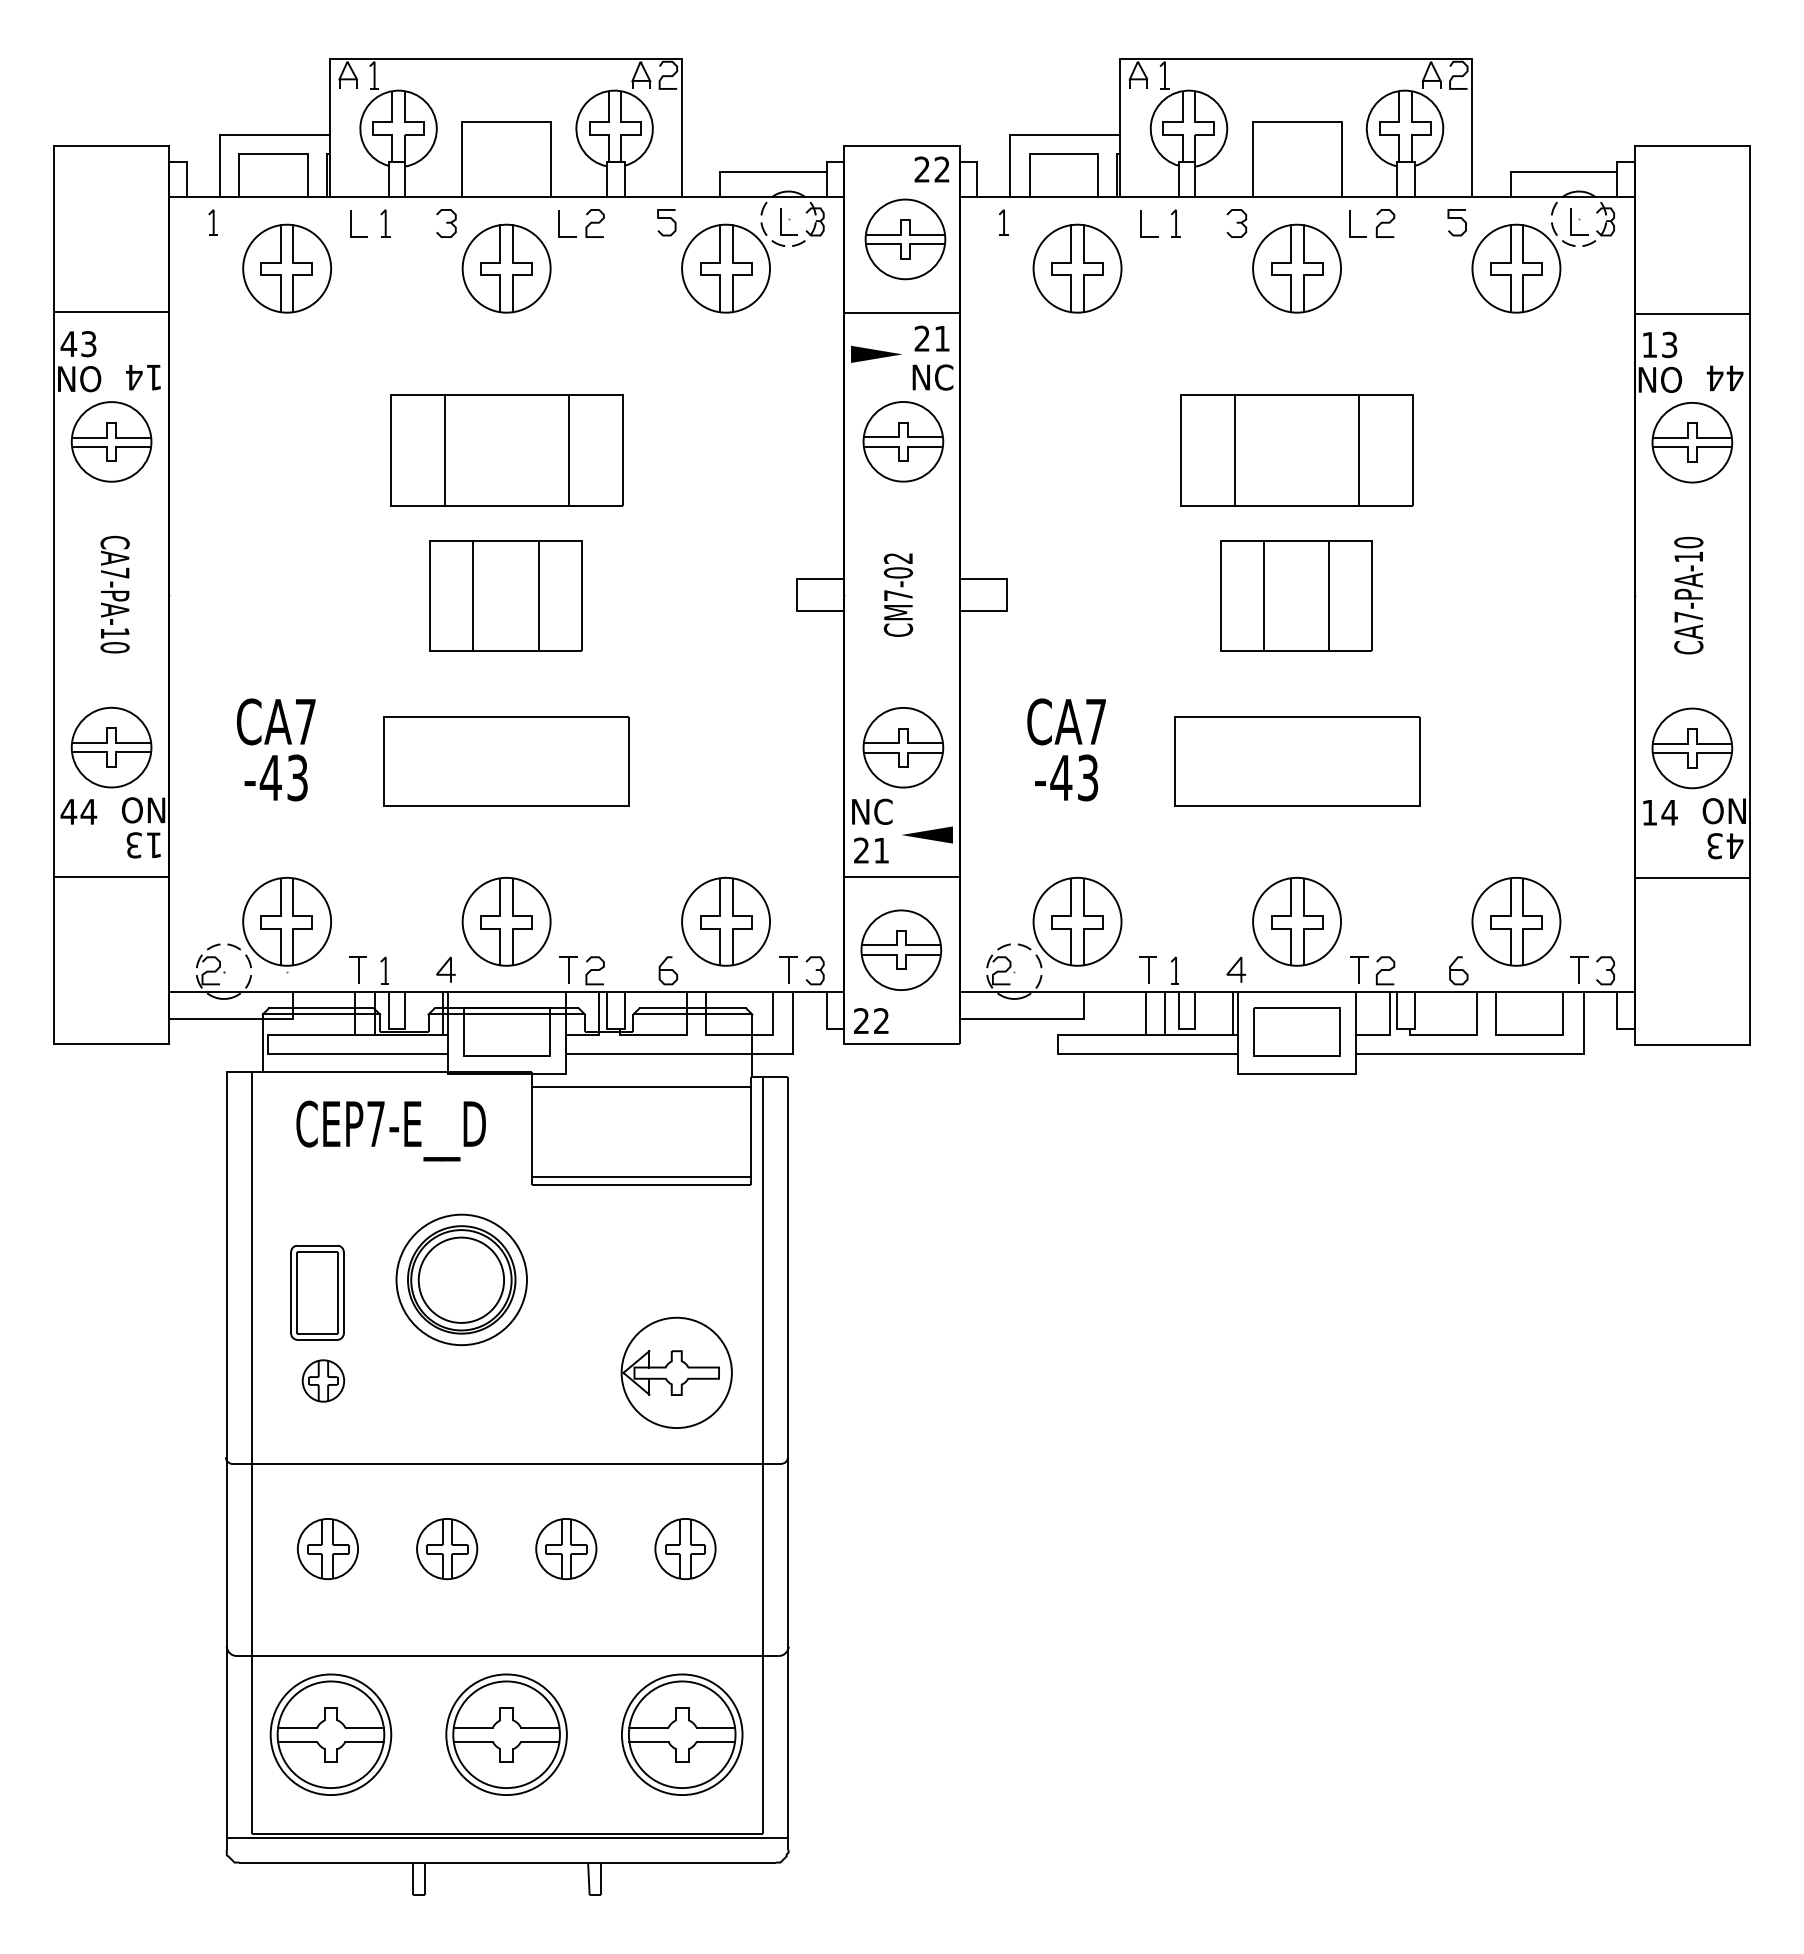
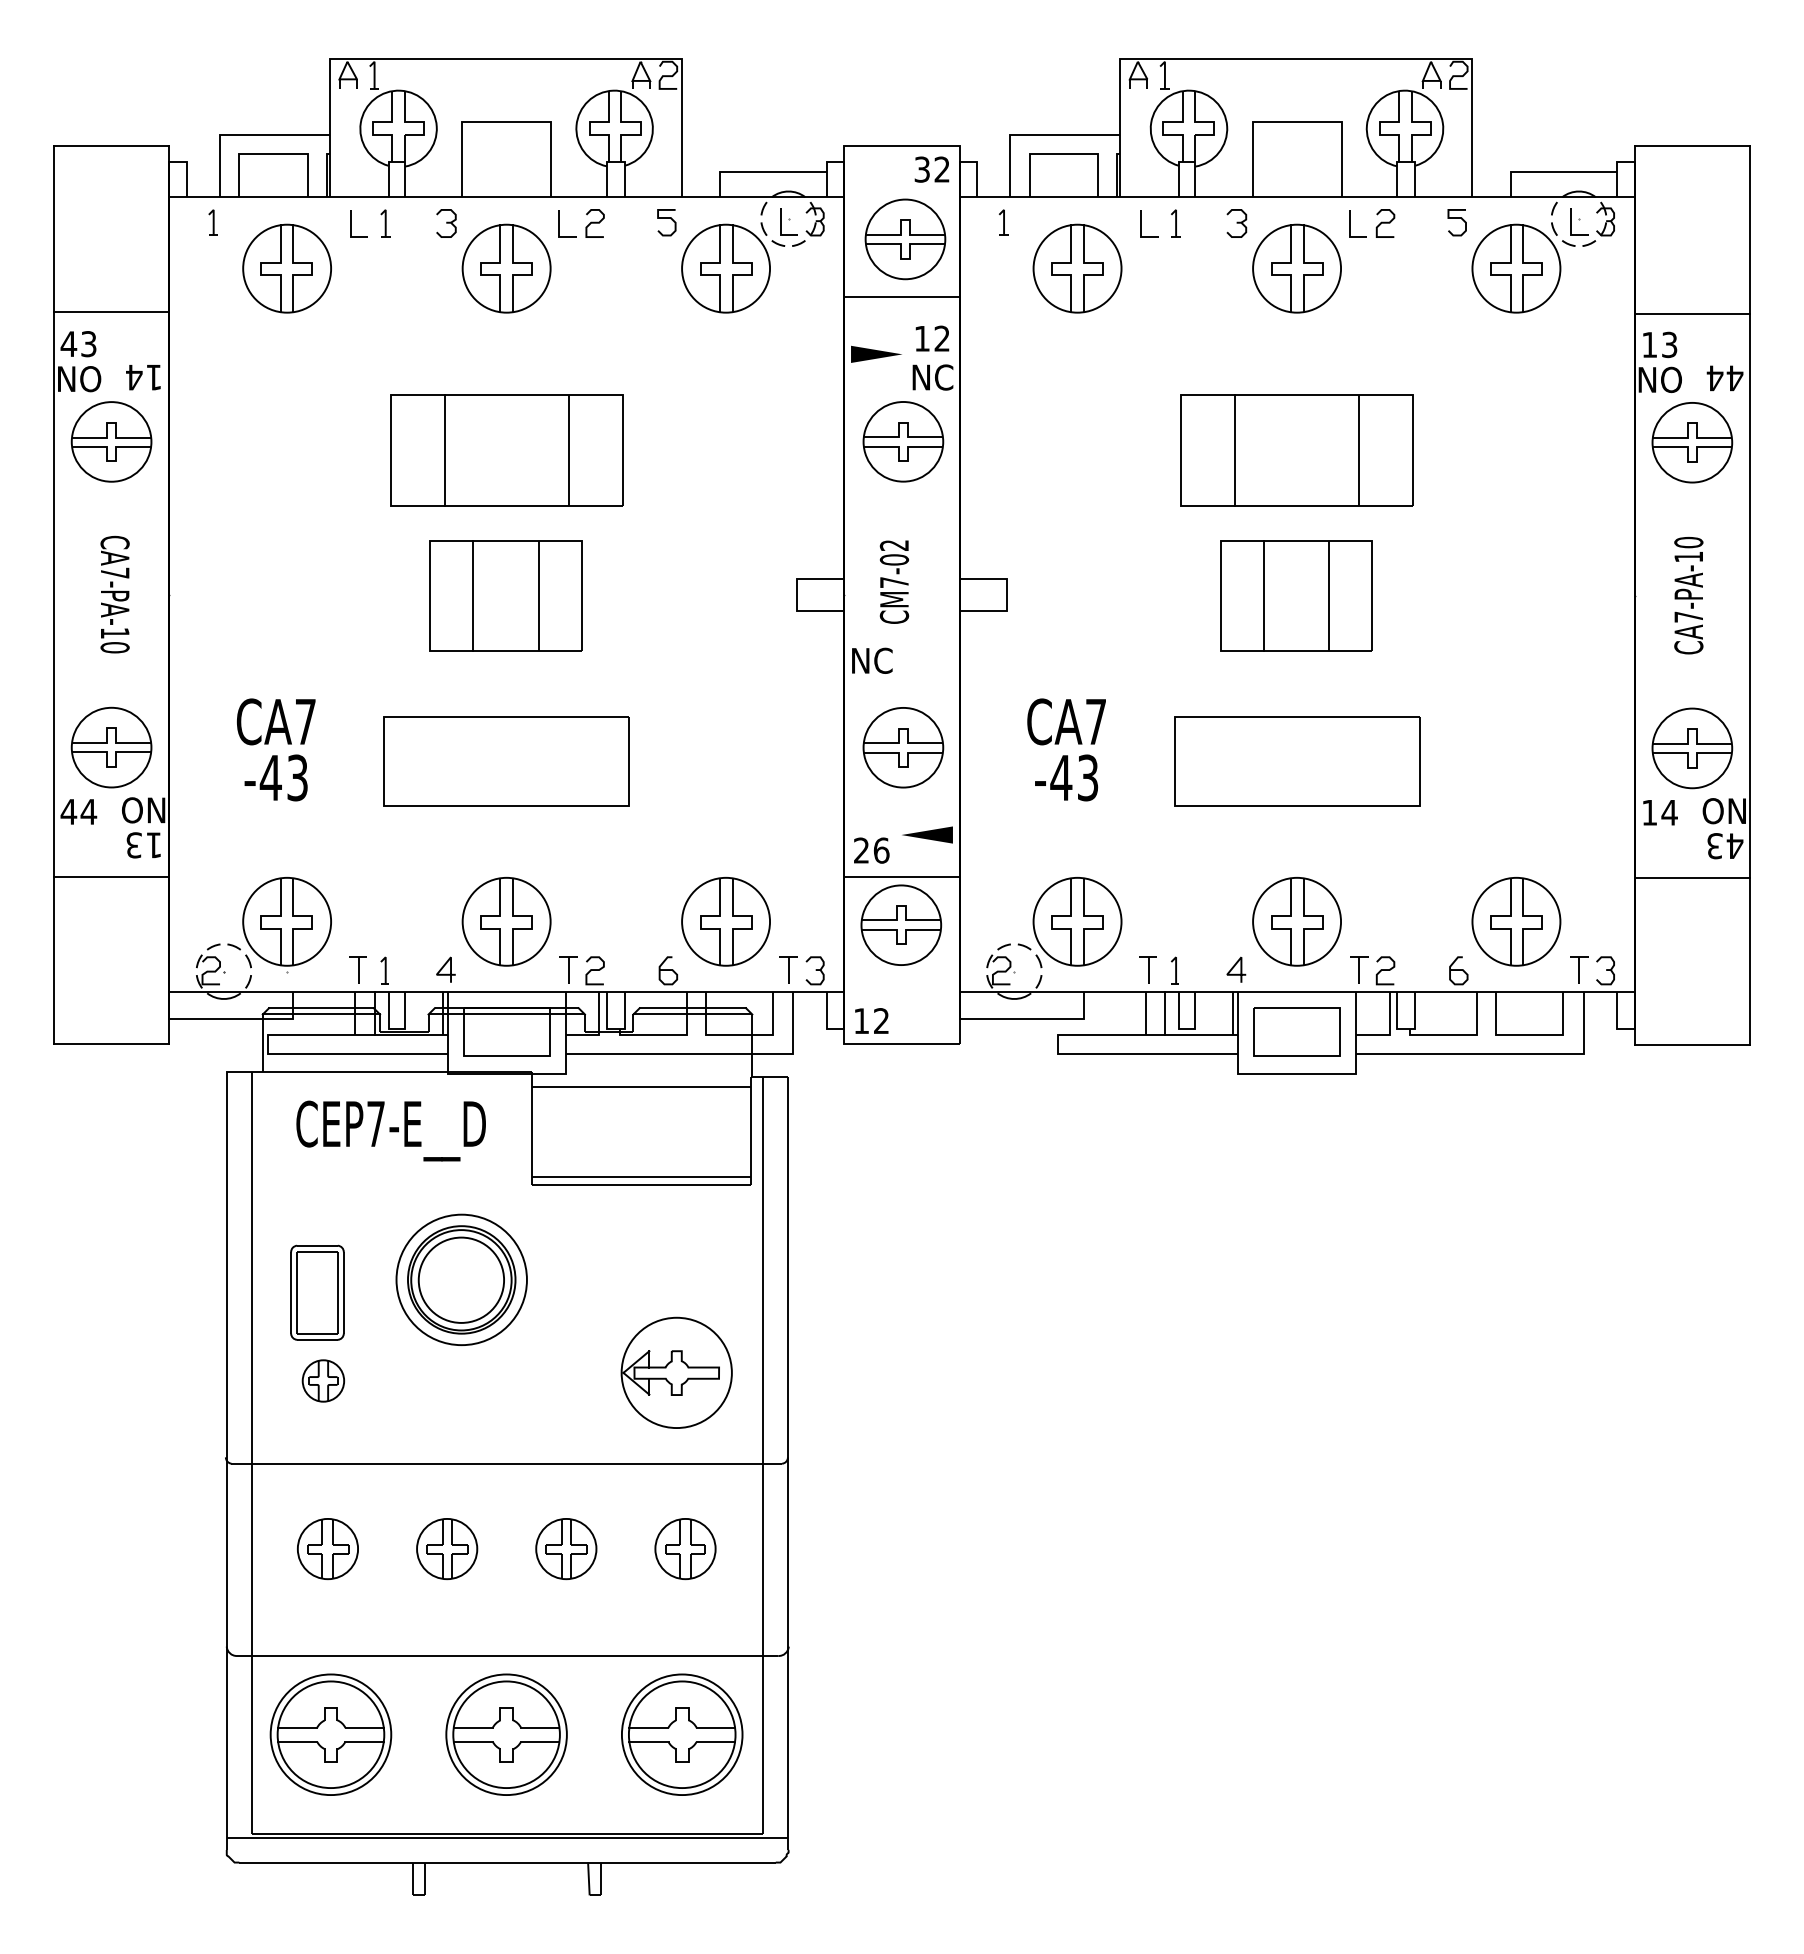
text: 22 -> 32 (921, 169)
line position: (901, 312) -> (901, 296) (901, 296)
text: 21 -> 12 (931, 338)
text position: (898, 594) -> (894, 581) (894, 581)
text position: (872, 811) -> (872, 660) (872, 660)
text: 21 -> 26 (881, 850)
part position: (901, 949) -> (901, 924) (901, 924)
text: 22 -> 12 (861, 1020)
